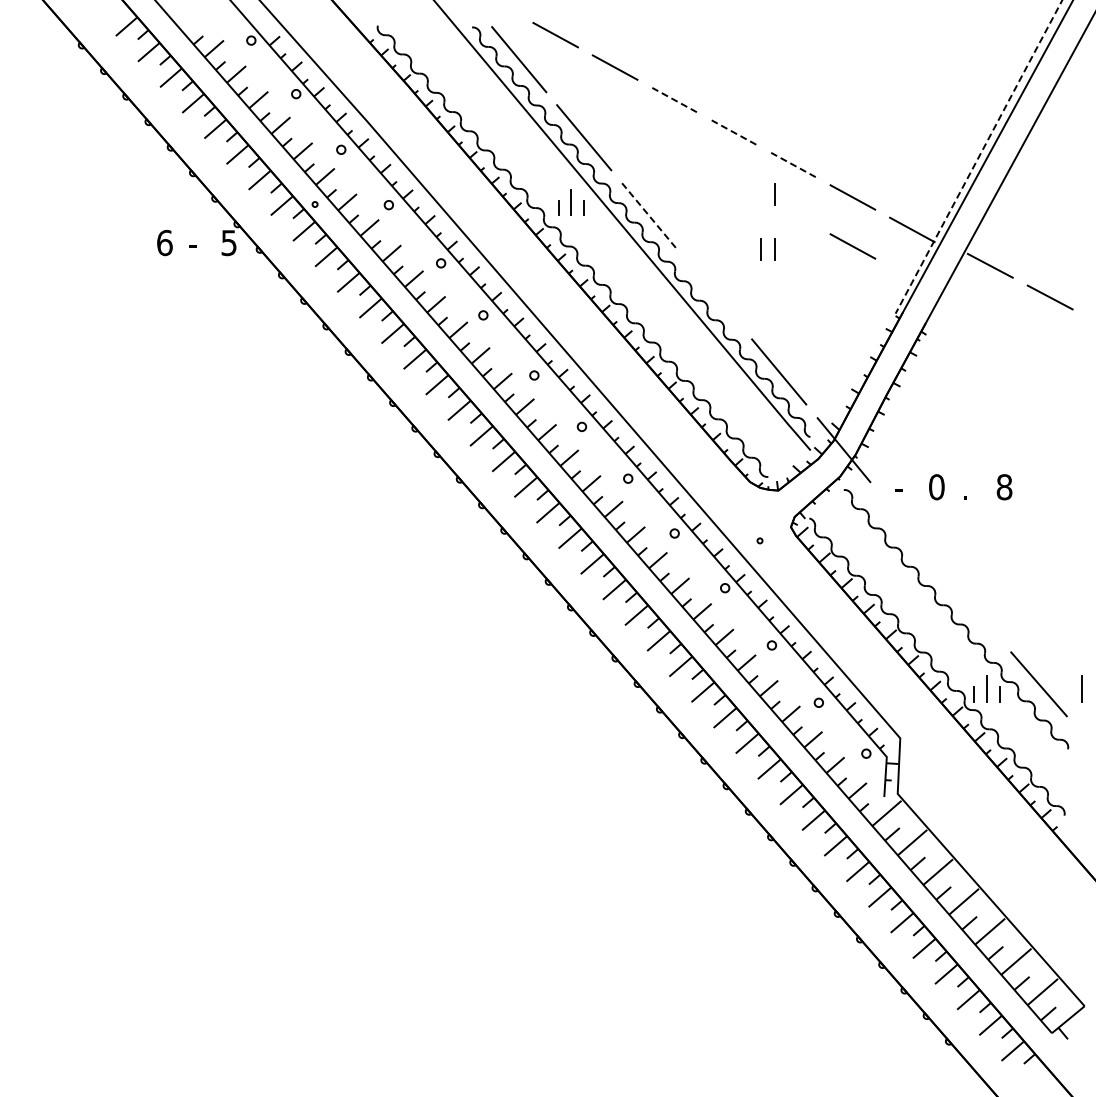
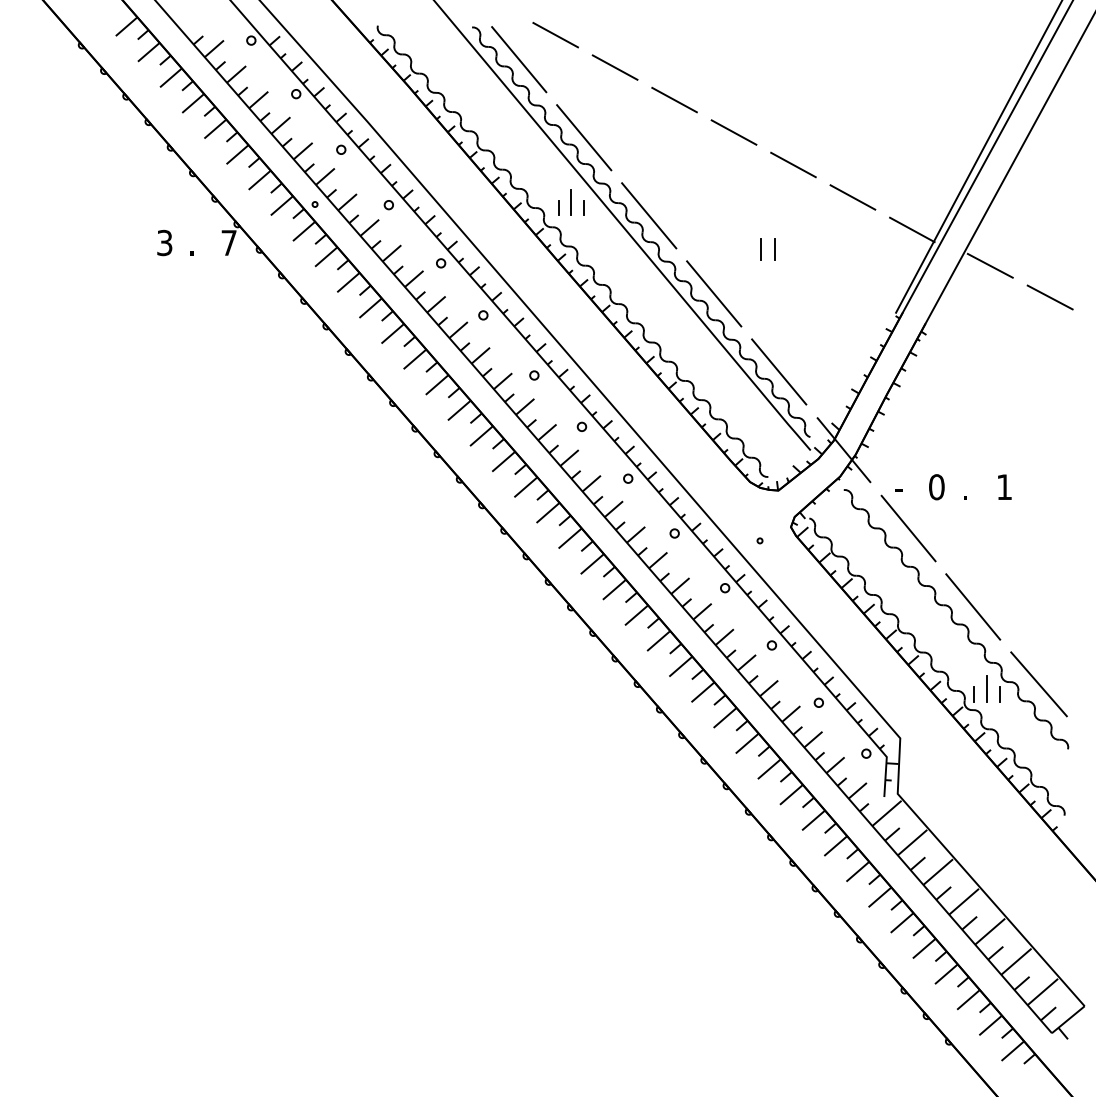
line: dashed -> solid (674, 99)
line: dashed -> solid (733, 132)
line: dashed -> solid (978, 157)
line: dashed -> solid (793, 164)
line: present -> none (774, 194)
line: dashed -> solid (649, 216)
text: 6 -> 3 (164, 242)
text: 5 -> 7 (228, 243)
line: present -> none (852, 246)
text: - -> . (192, 250)
line: none -> present (714, 293)
text: 8 -> 1 (1004, 487)
line: none -> present (908, 528)
line: none -> present (973, 606)
line: present -> none (1081, 688)
